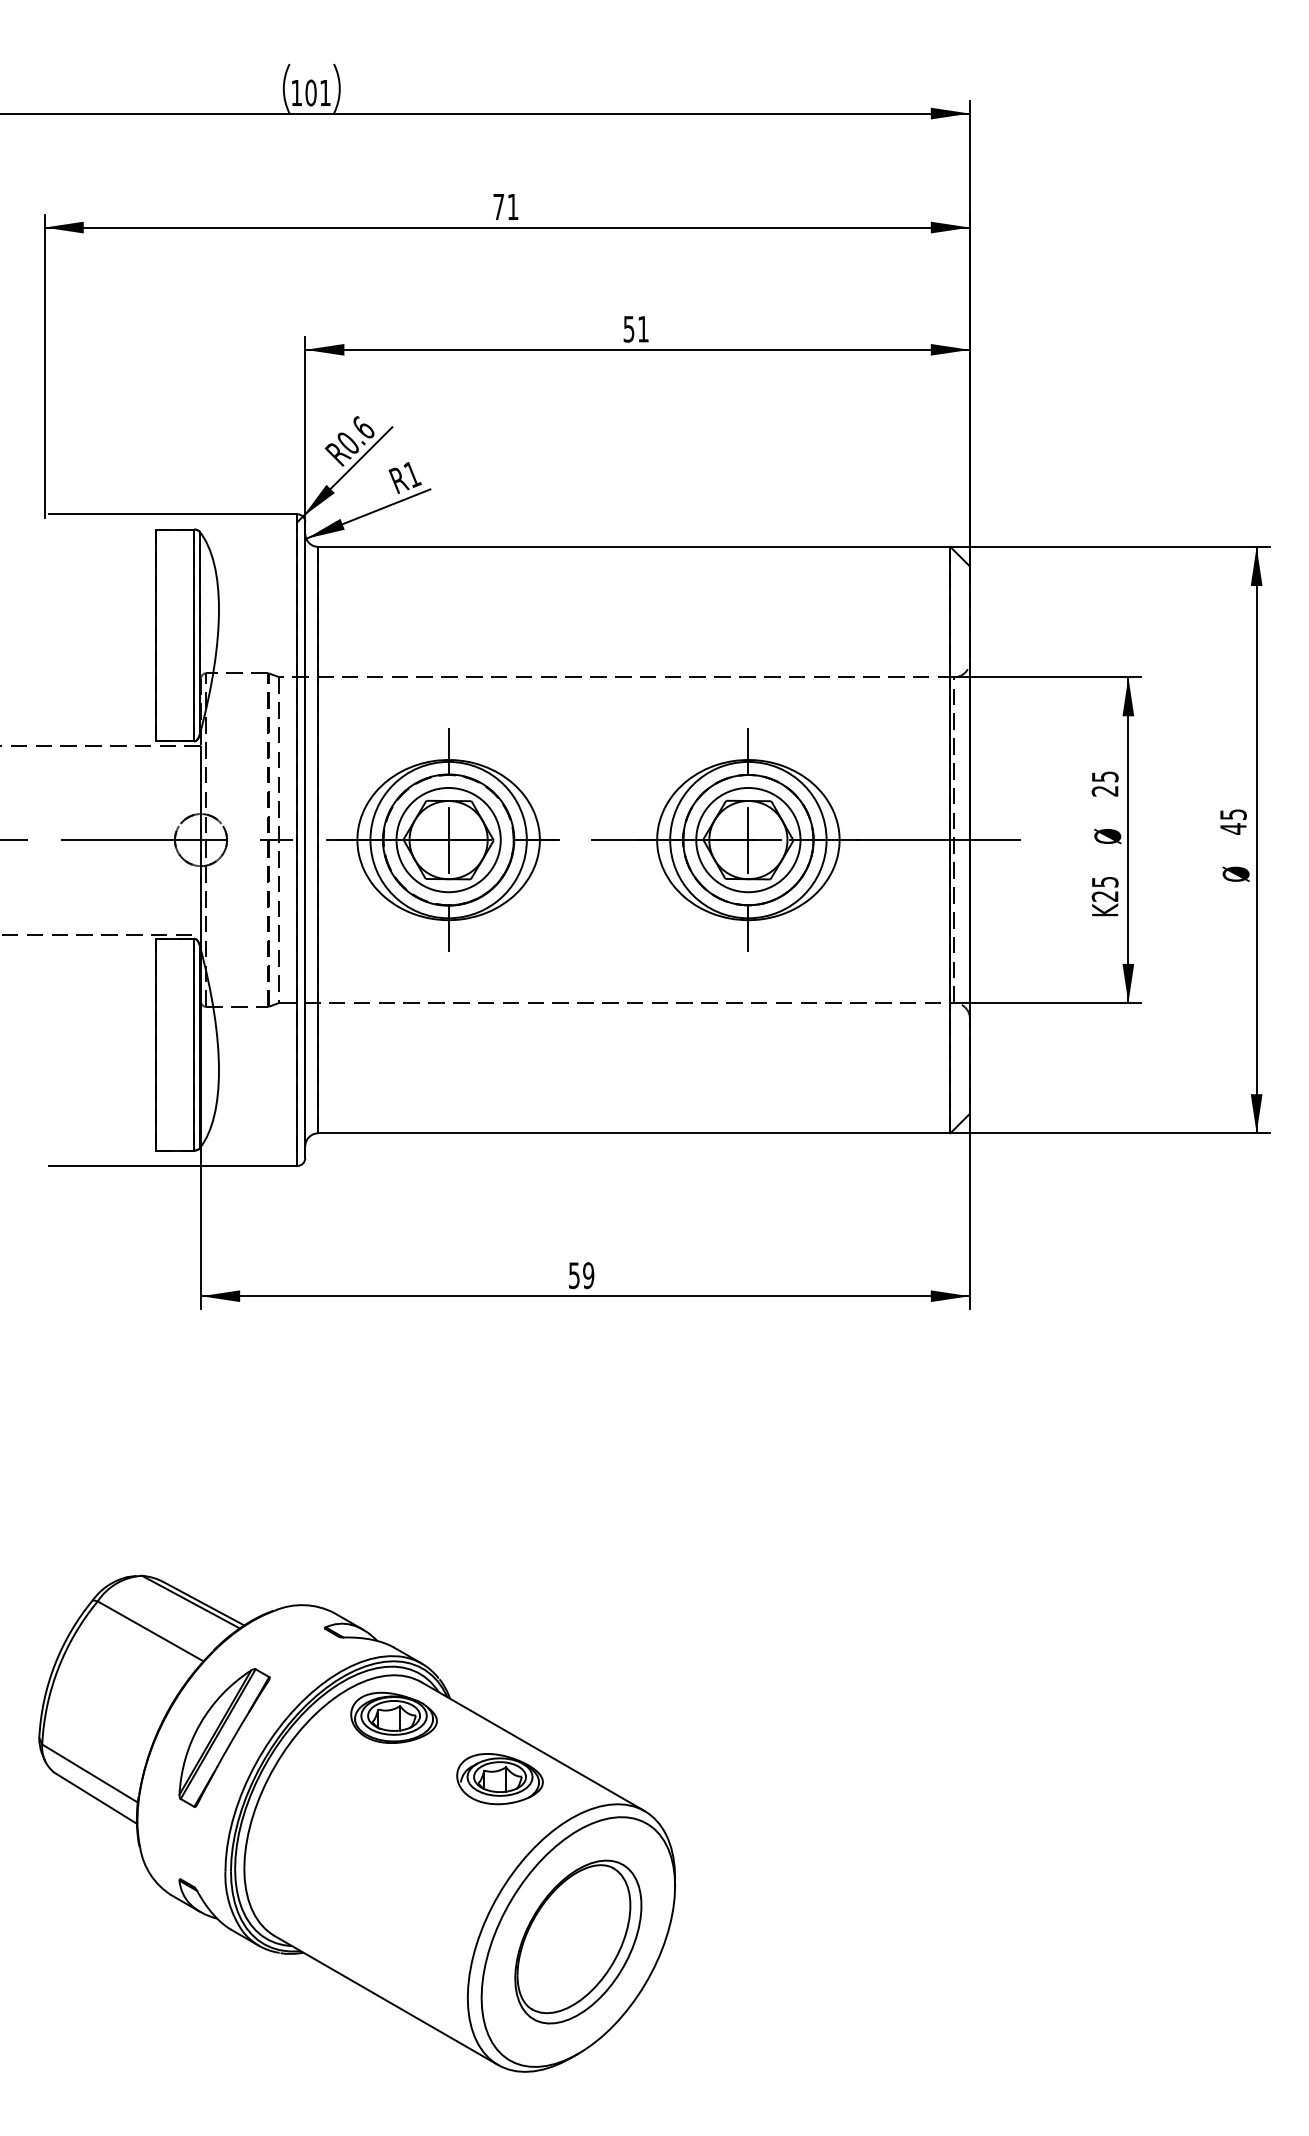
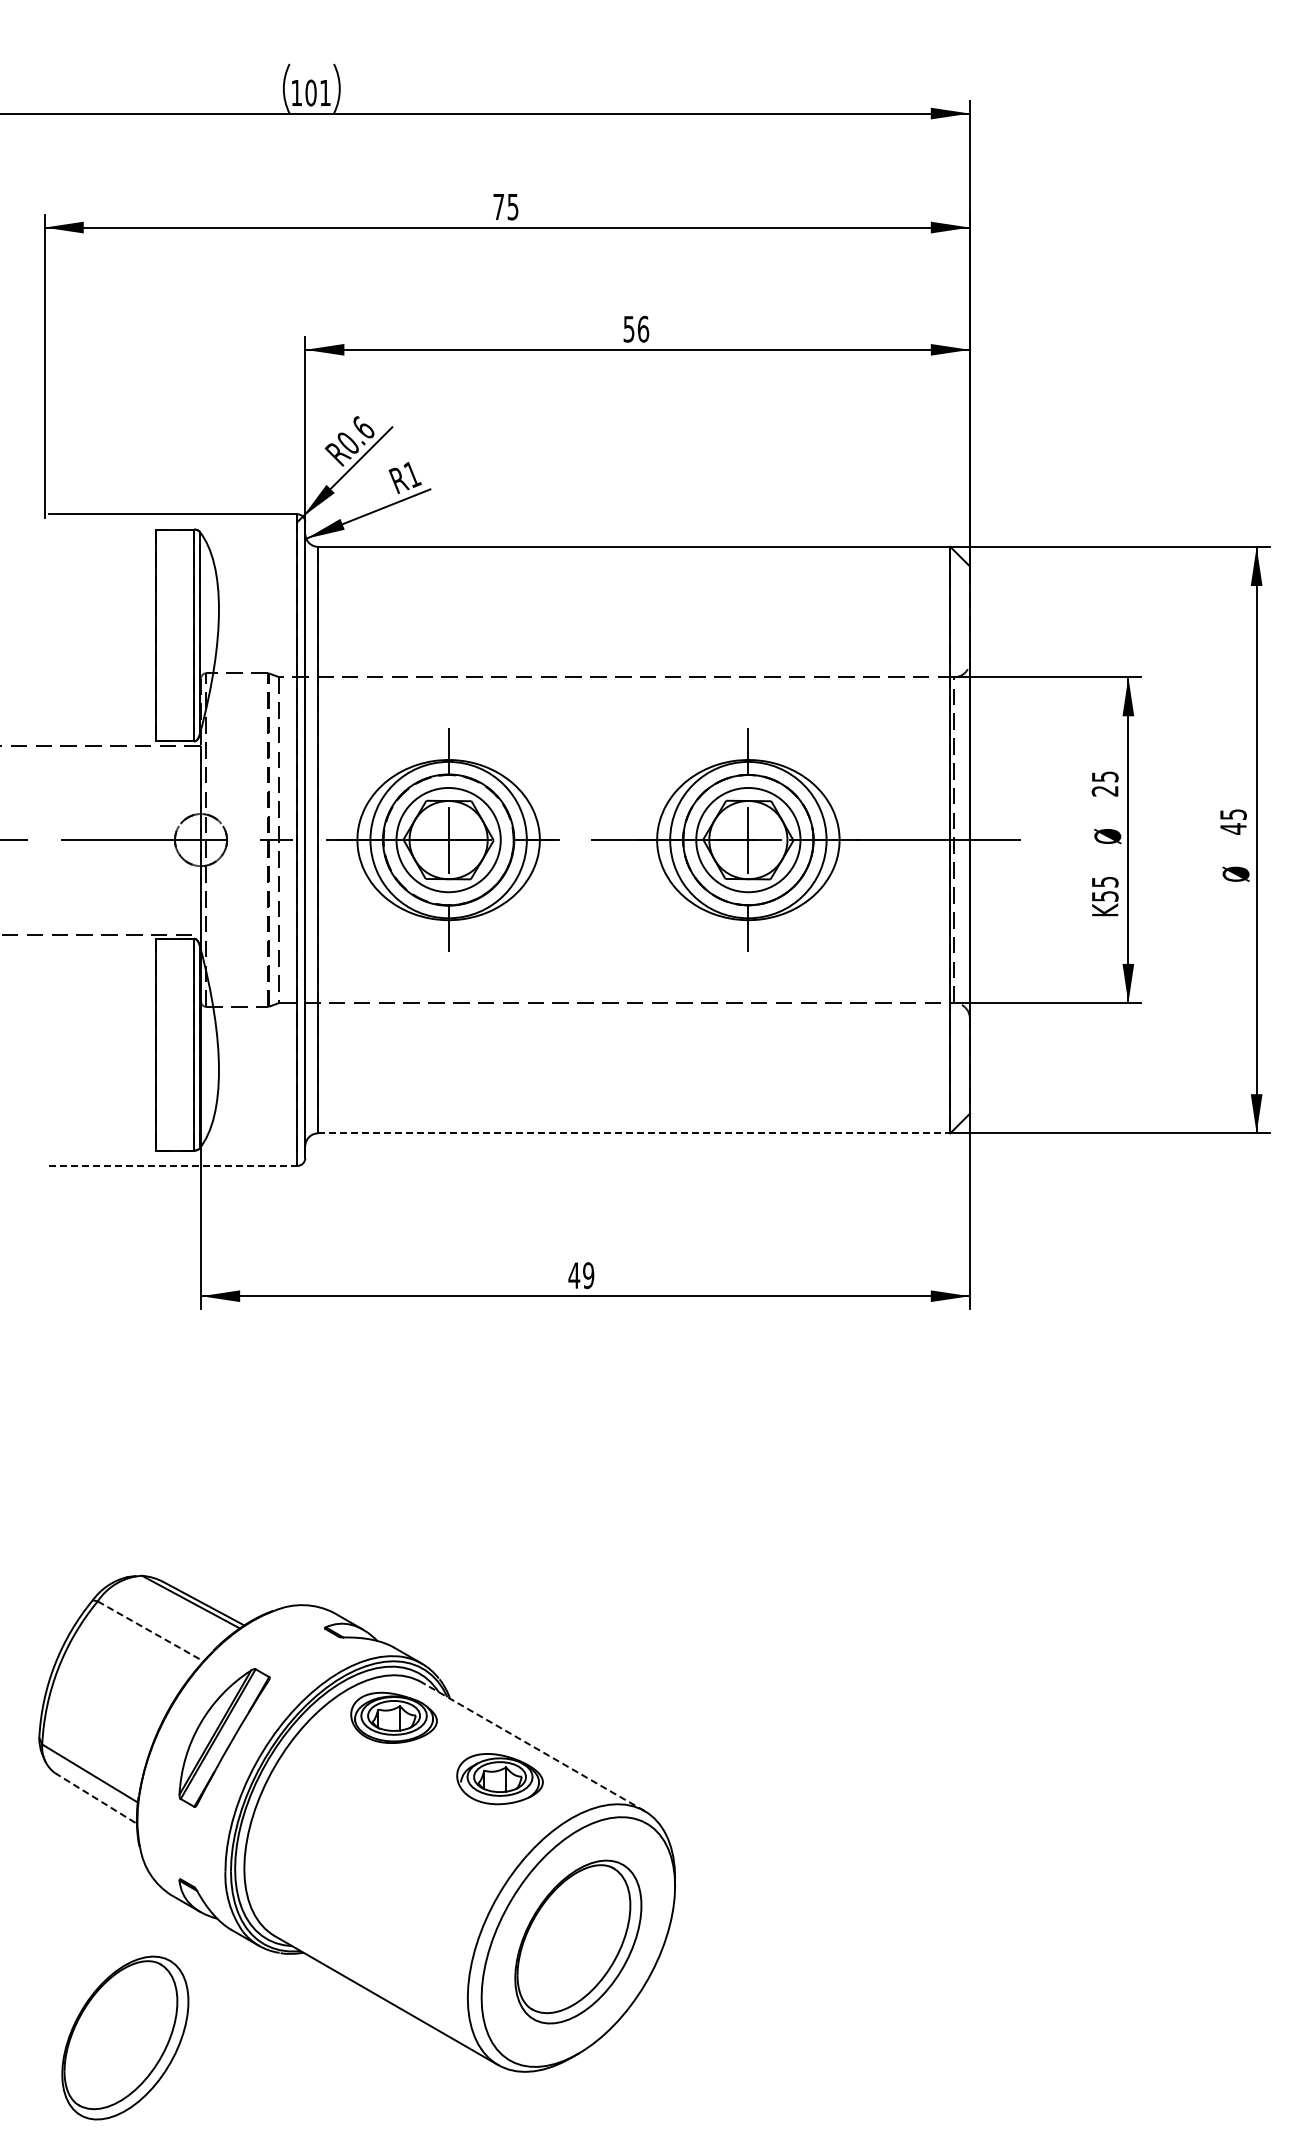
text: 71 -> 75 (512, 207)
text: 51 -> 56 (643, 328)
text: K25 -> K55 (1104, 896)
line: solid -> dashed (634, 1133)
line: solid -> dashed (173, 1165)
text: 59 -> 49 (574, 1275)
line: solid -> dashed (150, 1631)
line: solid -> dashed (532, 1746)
line: solid -> dashed (96, 1798)
part: none -> present (125, 2037)
